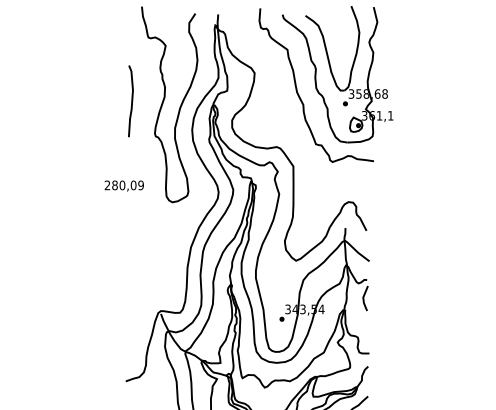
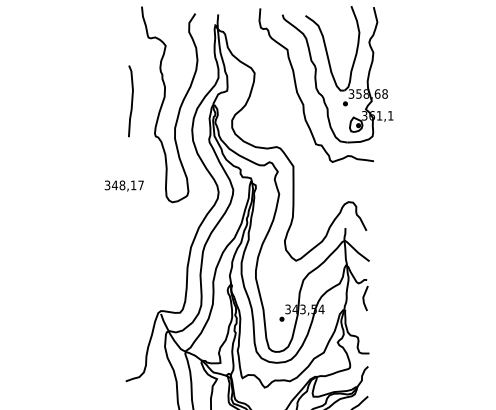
text: 280,09 -> 348,17 (123, 185)
